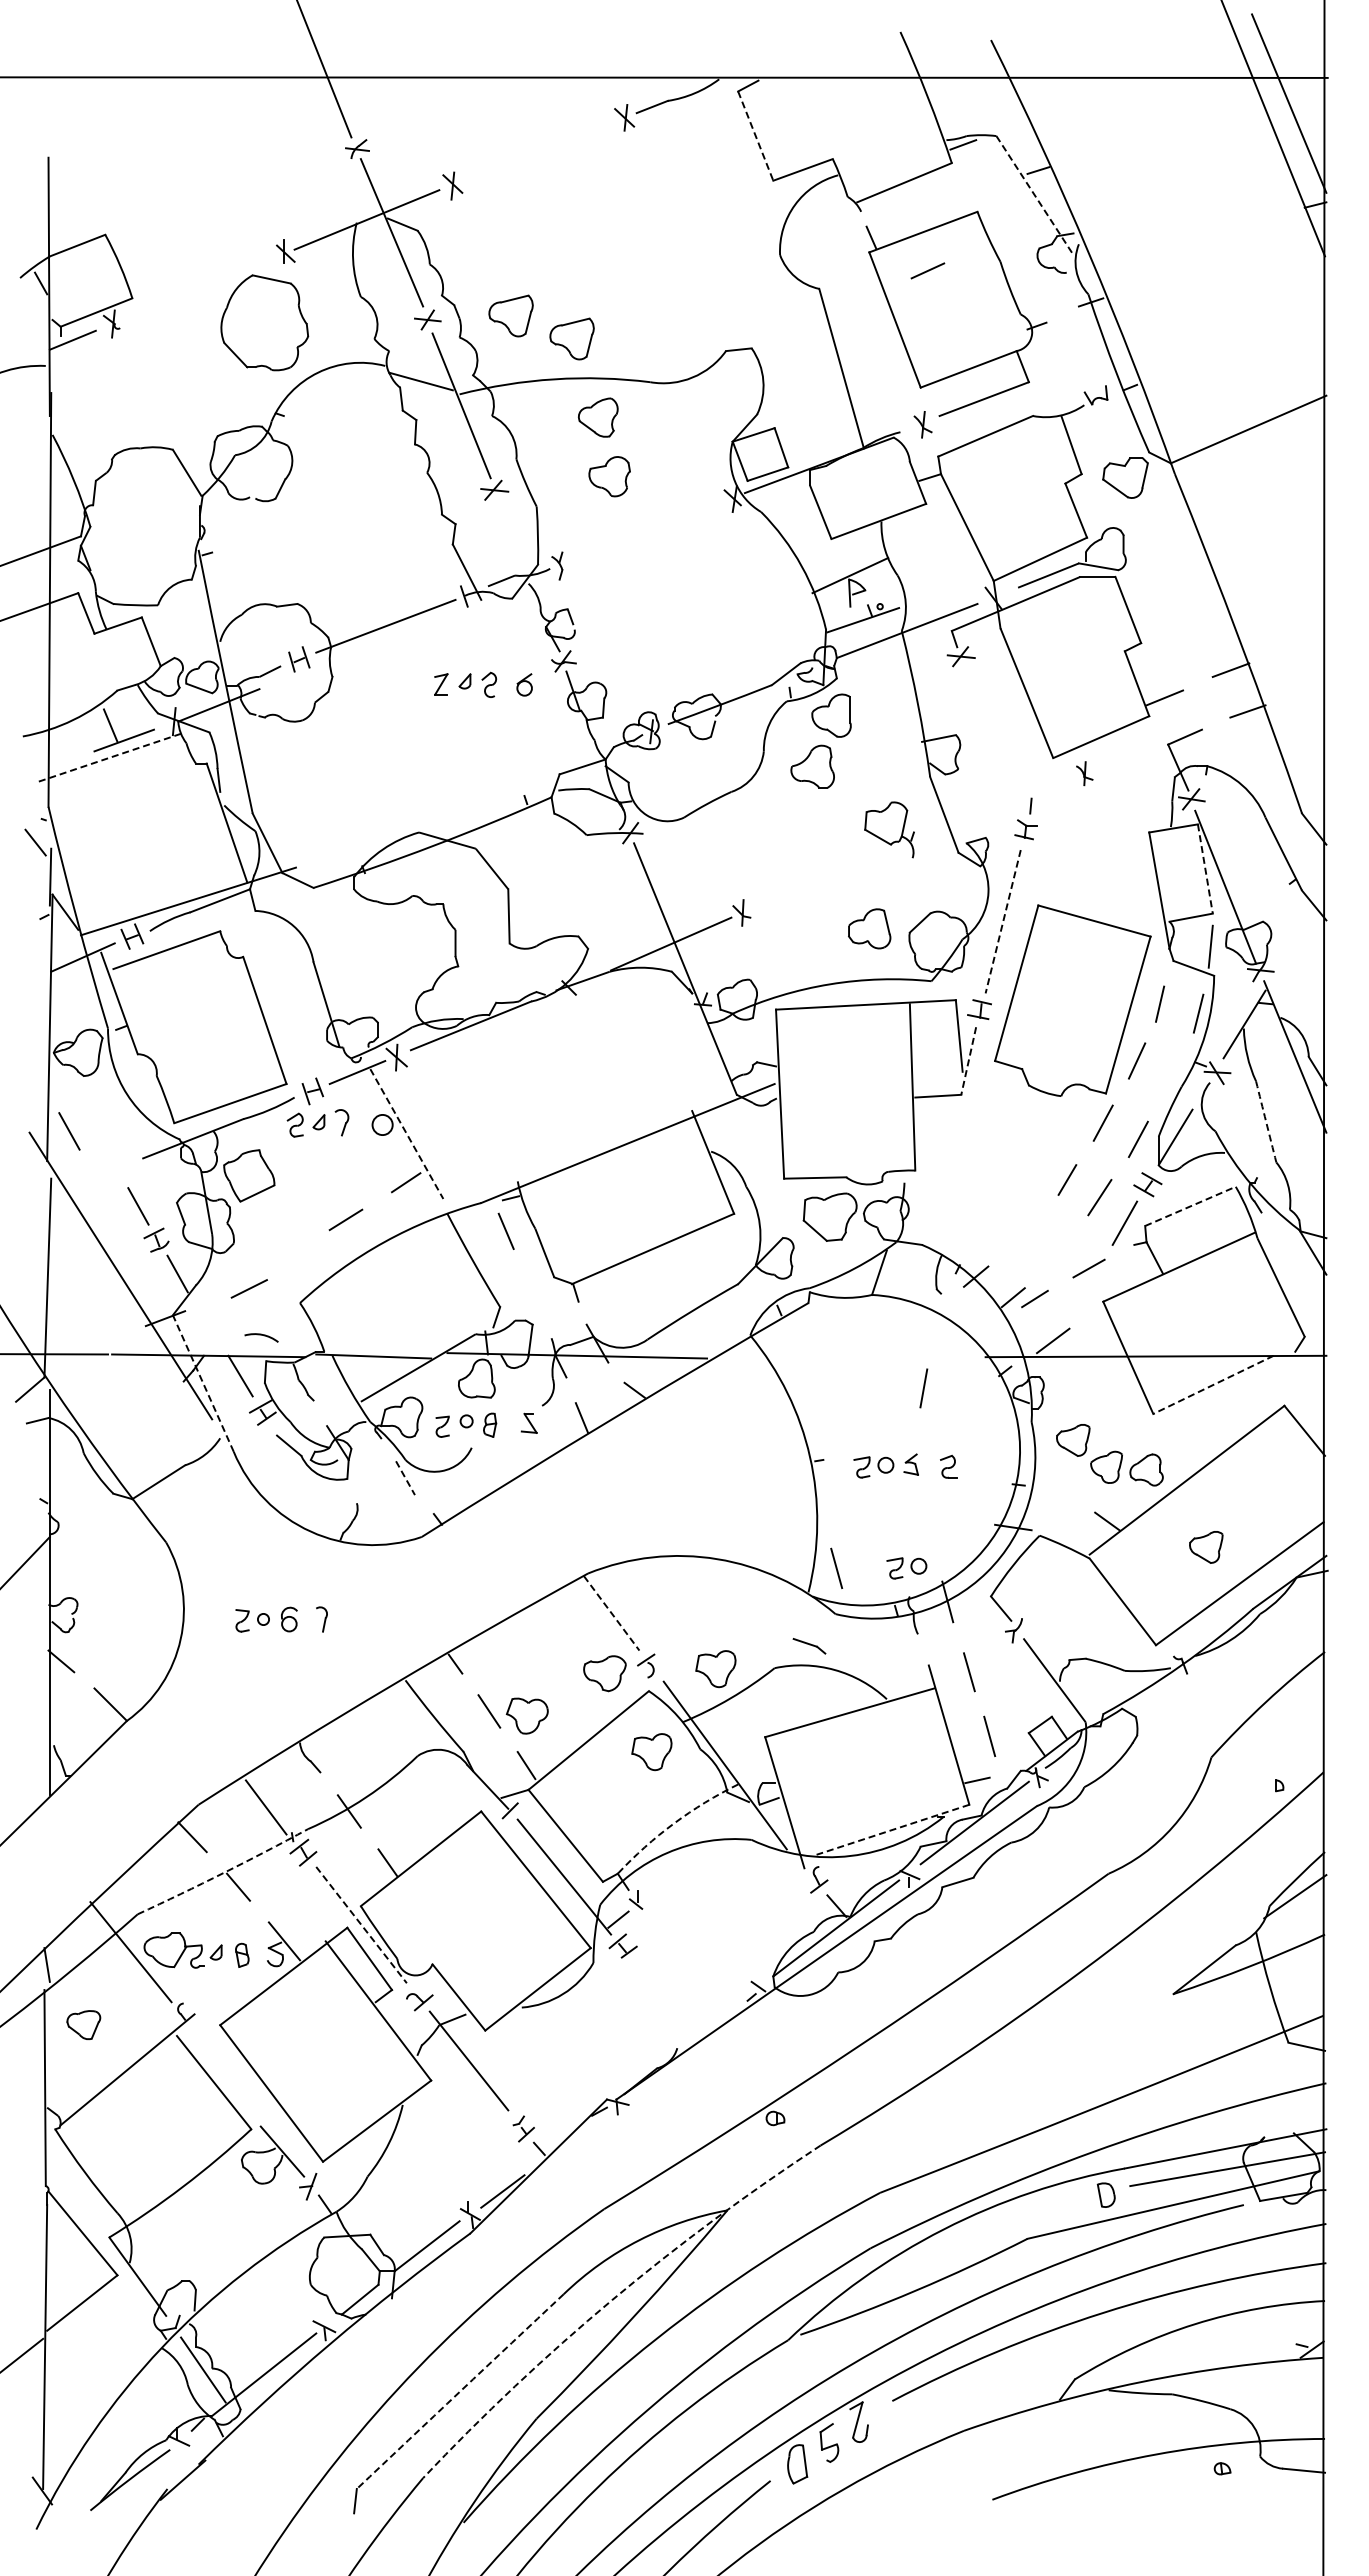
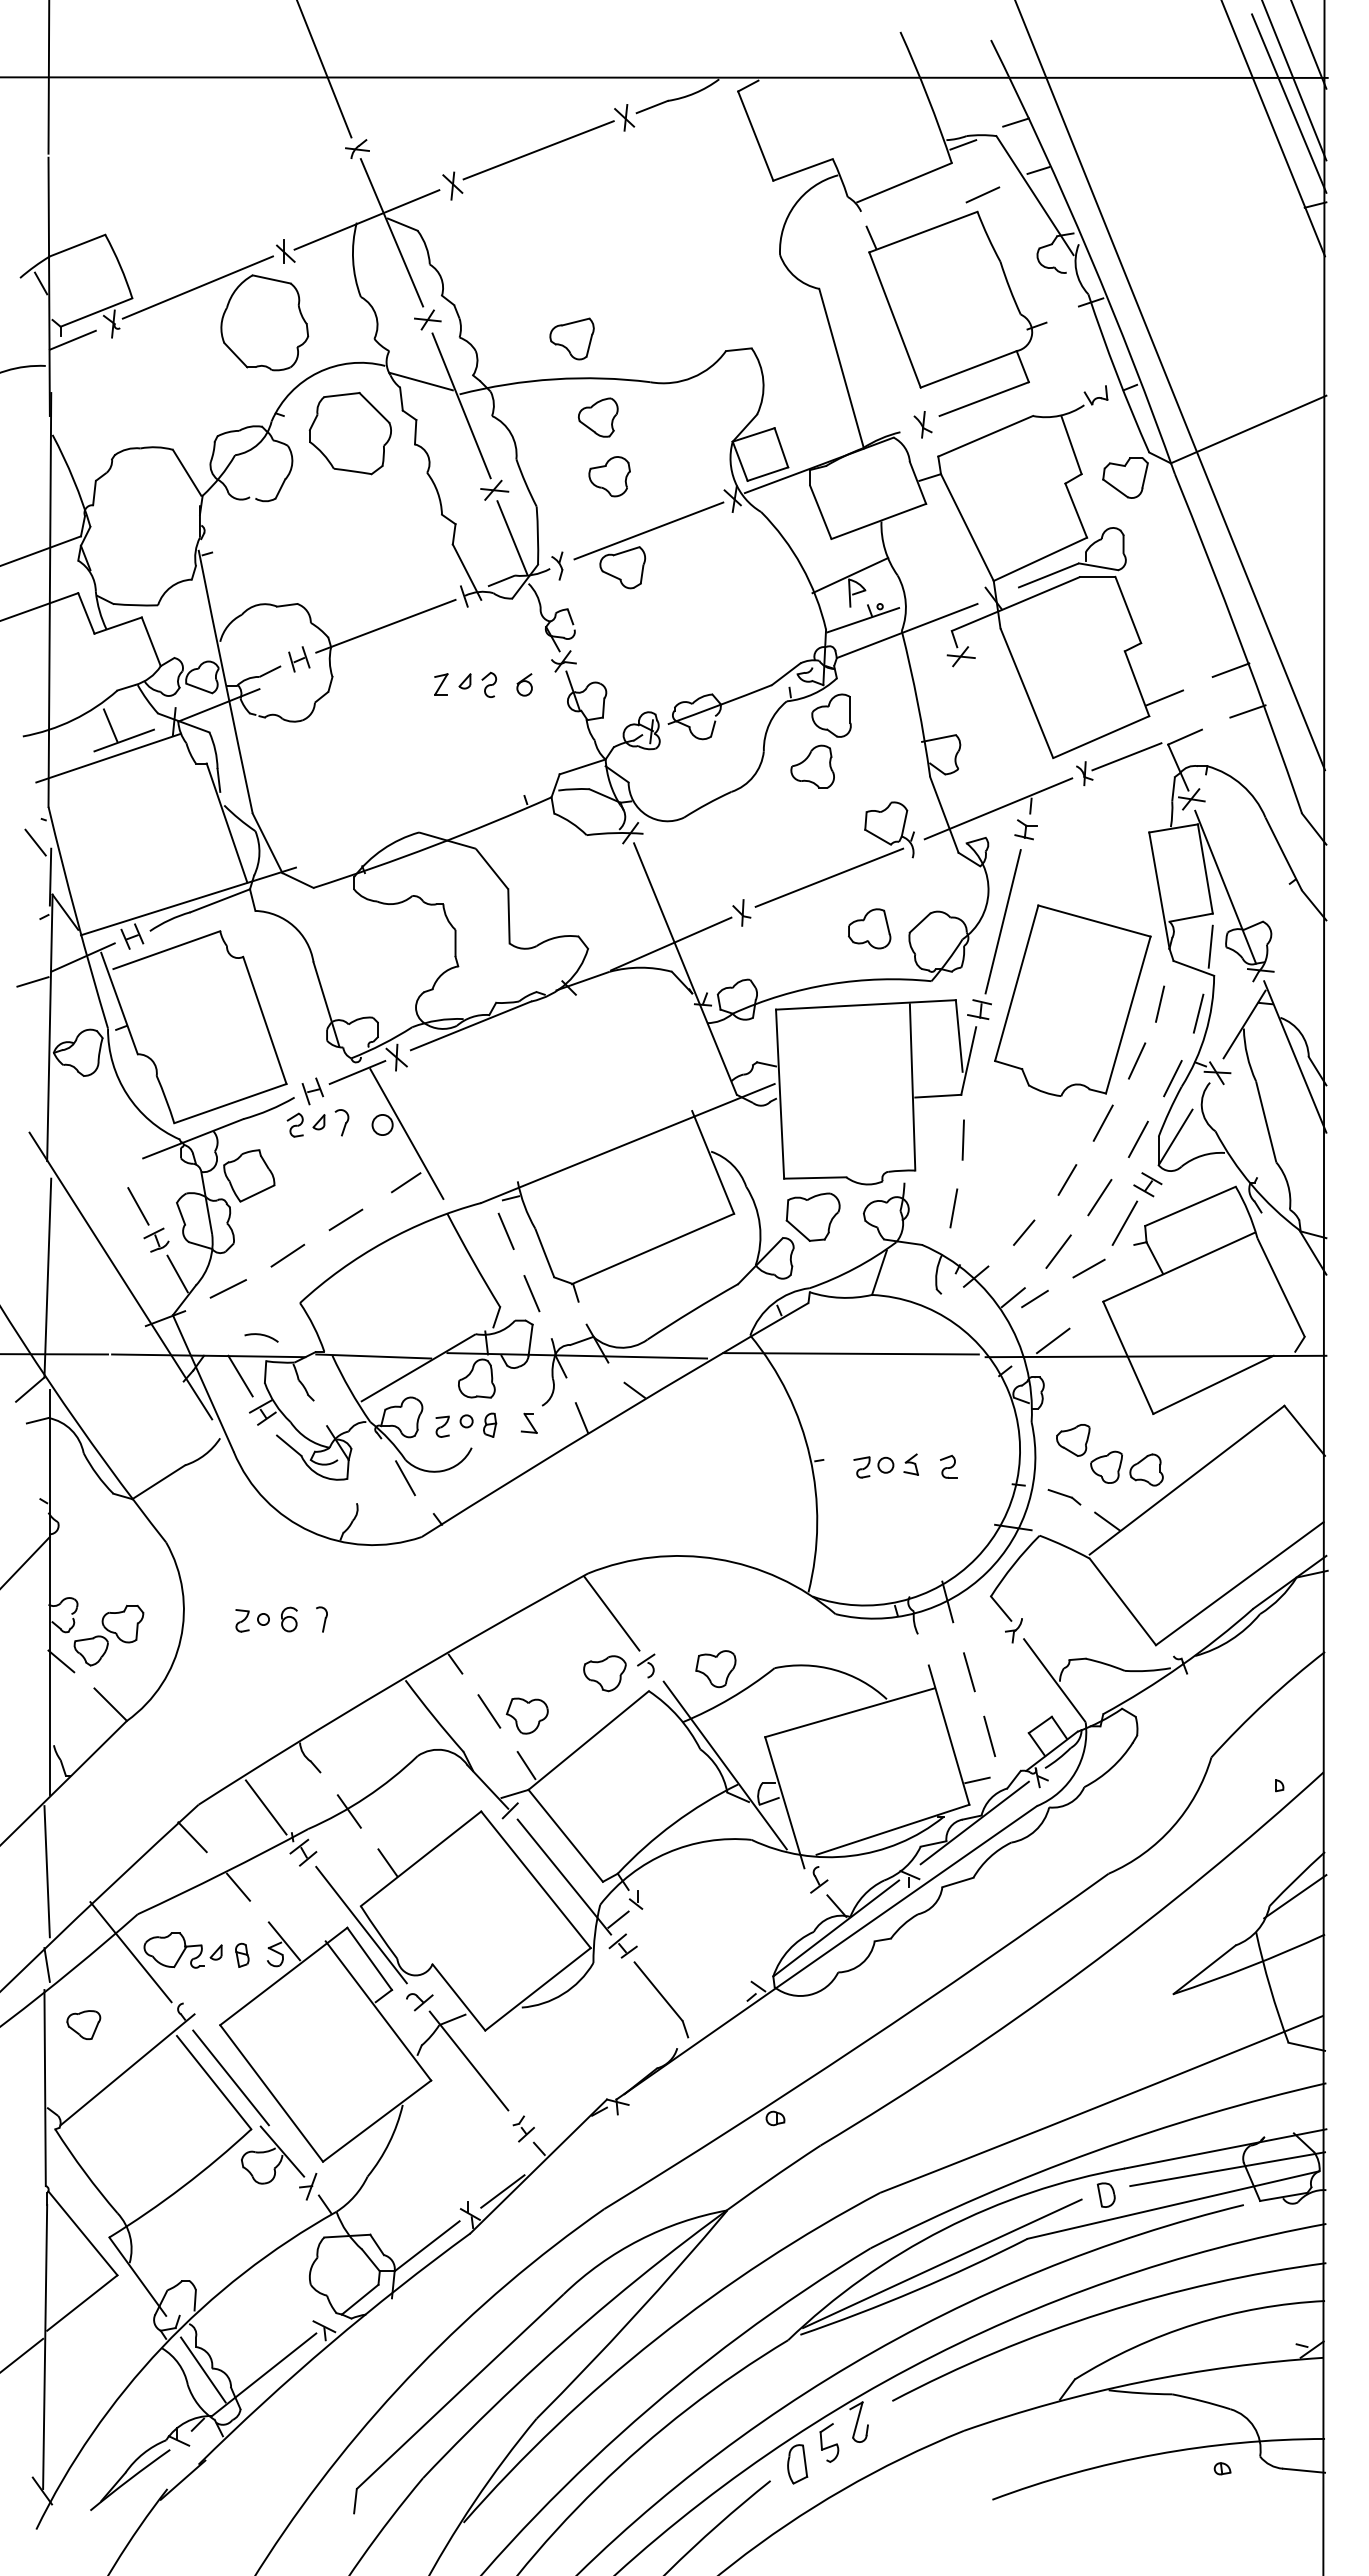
line: none -> present (1308, 45)
line: none -> present (48, 77)
line: none -> present (1294, 81)
line: none -> present (1015, 122)
line: dashed -> solid (755, 136)
line: none -> present (538, 150)
line: dashed -> solid (1034, 195)
line position: (927, 270) -> (982, 194) (982, 194)
line: none -> present (197, 287)
part: present -> none (510, 315)
line: none -> present (1170, 386)
part: none -> present (349, 433)
line: none -> present (512, 537)
part: none -> present (643, 549)
line: none -> present (1126, 756)
line: dashed -> solid (108, 758)
line: none -> present (998, 808)
line: dashed -> solid (1205, 869)
line: none -> present (829, 877)
line: dashed -> solid (1003, 921)
line: none -> present (32, 981)
line: dashed -> solid (968, 1061)
line: none -> present (1172, 1078)
arc: dashed -> solid (1266, 1121)
line: present -> none (69, 1131)
line: dashed -> solid (407, 1134)
line: none -> present (962, 1139)
line: dashed -> solid (1190, 1206)
part position: (829, 1216) -> (812, 1216) (812, 1216)
line: none -> present (1024, 1232)
line: none -> present (1058, 1251)
line: none -> present (287, 1255)
line position: (248, 1288) -> (227, 1288) (227, 1288)
line: none -> present (531, 1293)
line: none -> present (850, 1353)
line: dashed -> solid (203, 1383)
line: dashed -> solid (1213, 1384)
line position: (923, 1388) -> (953, 1208) (953, 1208)
line: dashed -> solid (405, 1478)
part: present -> none (1206, 1547)
line: present -> none (836, 1567)
part: present -> none (906, 1568)
line: dashed -> solid (612, 1613)
part: none -> present (108, 1635)
part position: (809, 1646) -> (1064, 1497) (1064, 1497)
part: present -> none (651, 1752)
arc: dashed -> solid (673, 1823)
line: dashed -> solid (892, 1829)
line: none -> present (46, 1871)
arc: dashed -> solid (223, 1873)
line: dashed -> solid (361, 1925)
part: none -> present (661, 1999)
line: none -> present (230, 2077)
line: none -> present (942, 2263)
arc: dashed -> solid (612, 2300)
arc: dashed -> solid (460, 2391)
